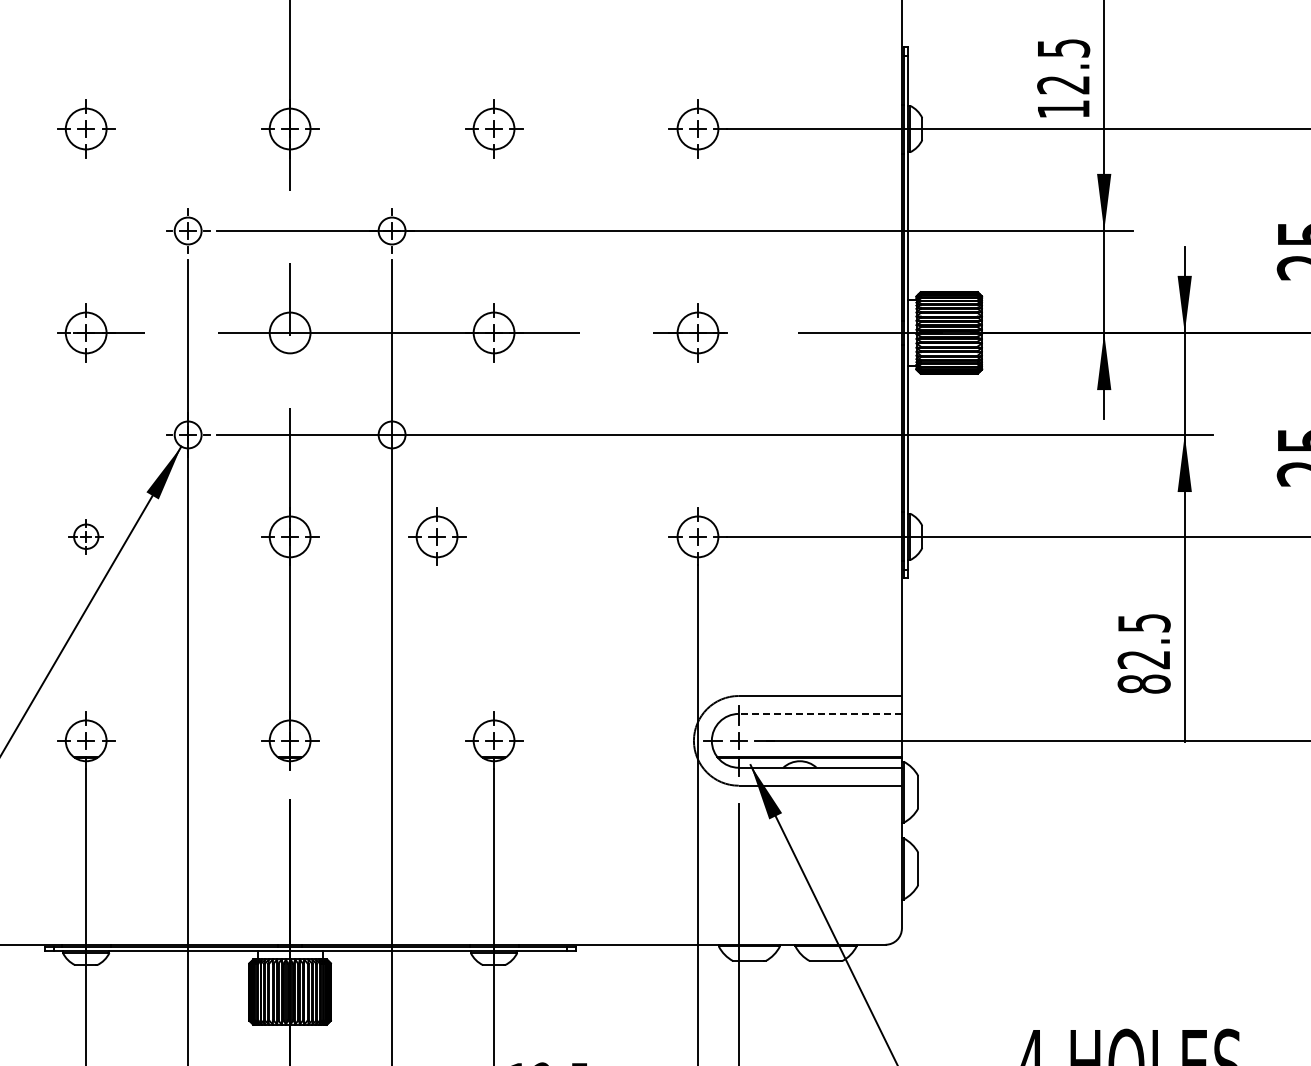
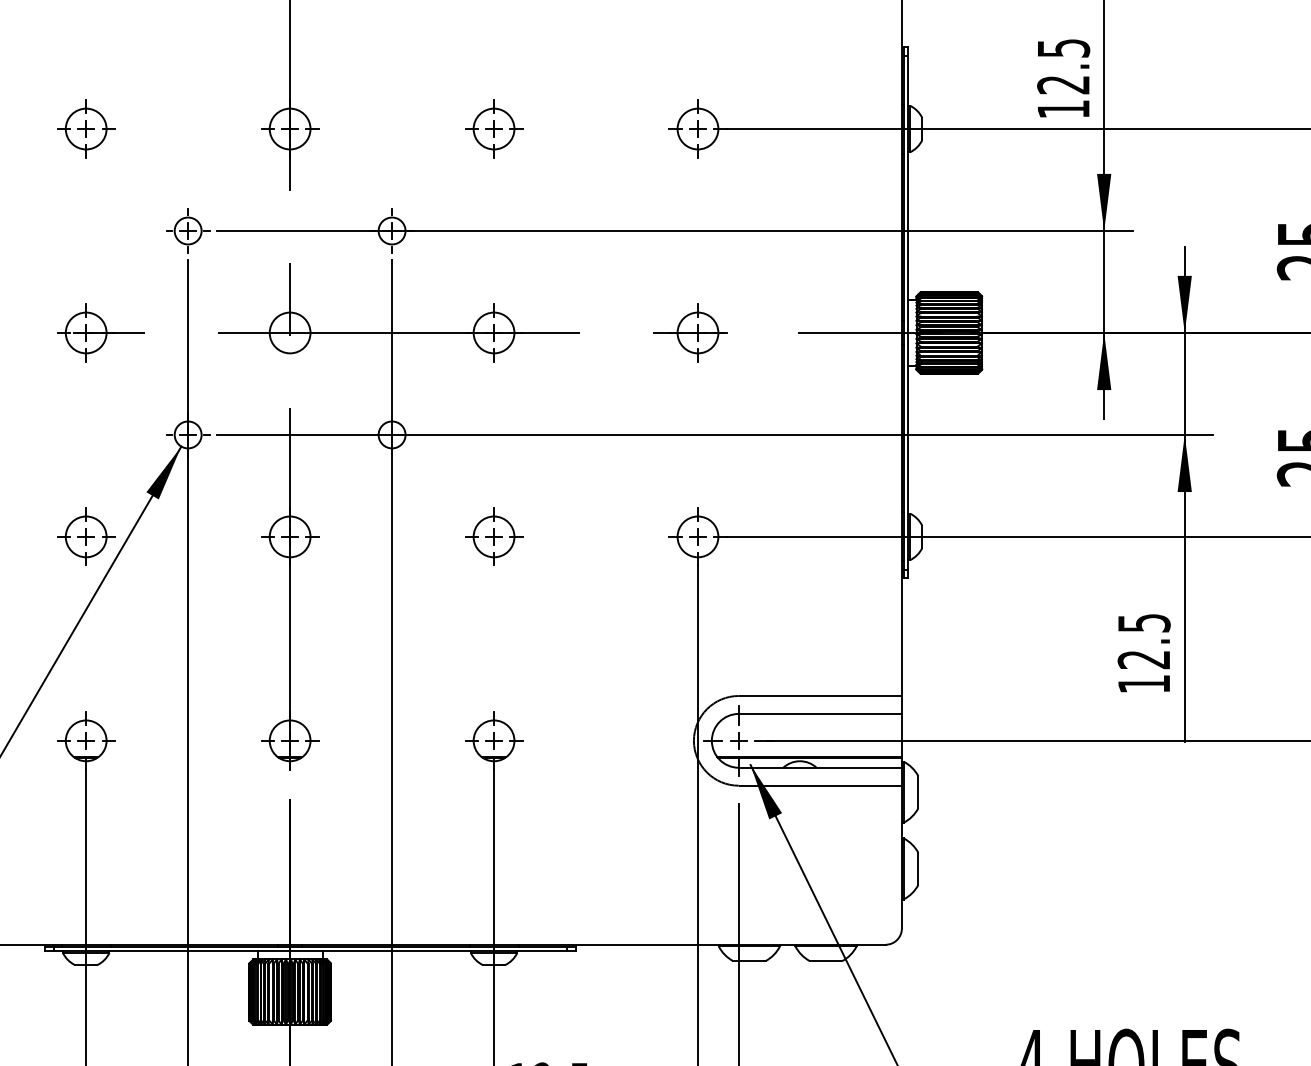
part size: 36x36 px -> 59x59 px (86, 536)
part position: (437, 536) -> (494, 536) (494, 536)
text: 82.5 -> 12.5 (1143, 683)
line: dashed -> solid (820, 713)
